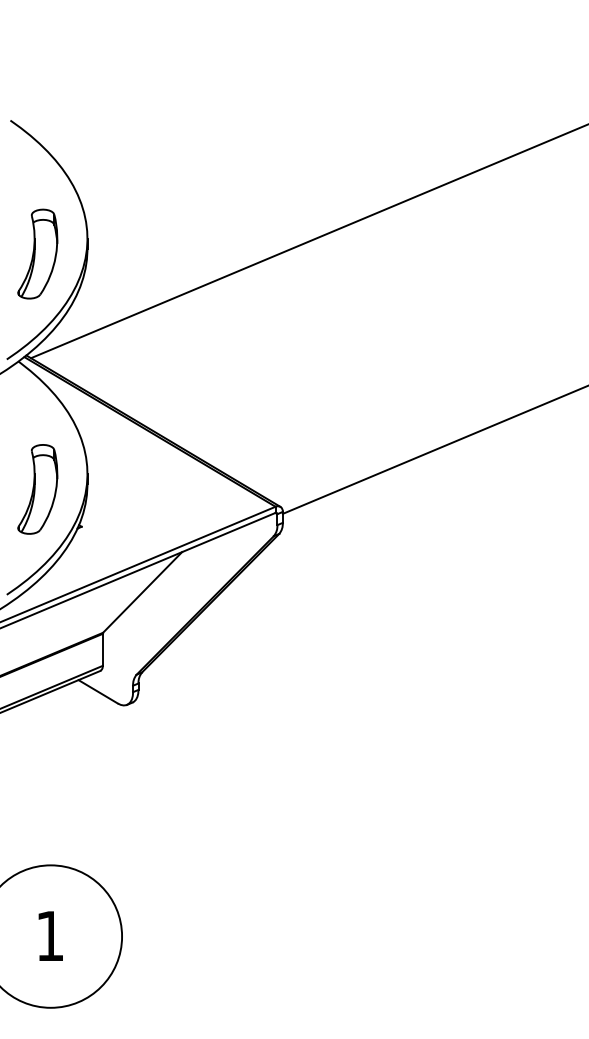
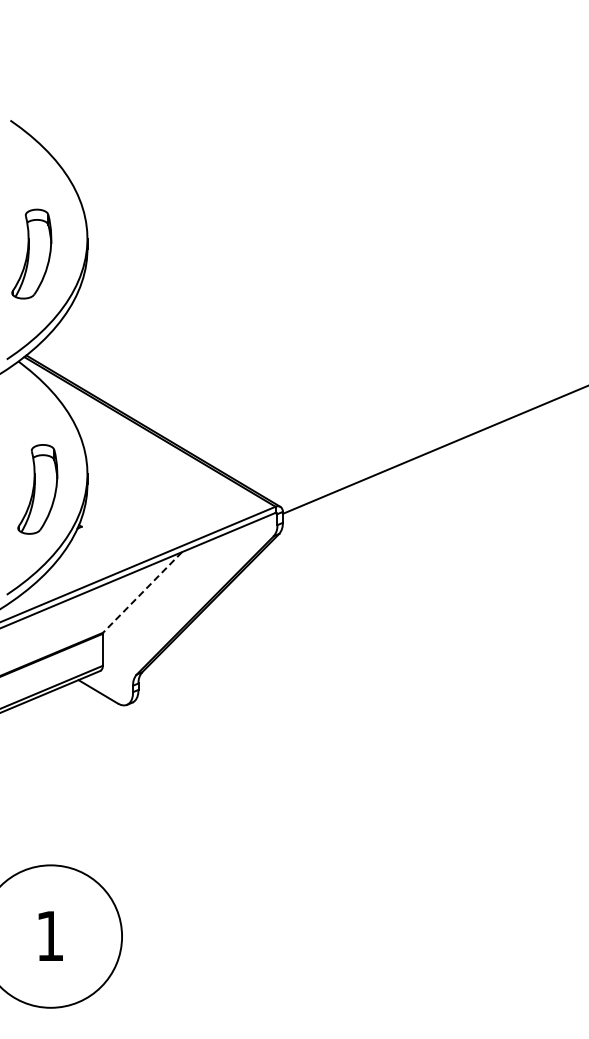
line: present -> none (308, 241)
part position: (37, 253) -> (31, 253) (31, 253)
line: solid -> dashed (142, 592)
